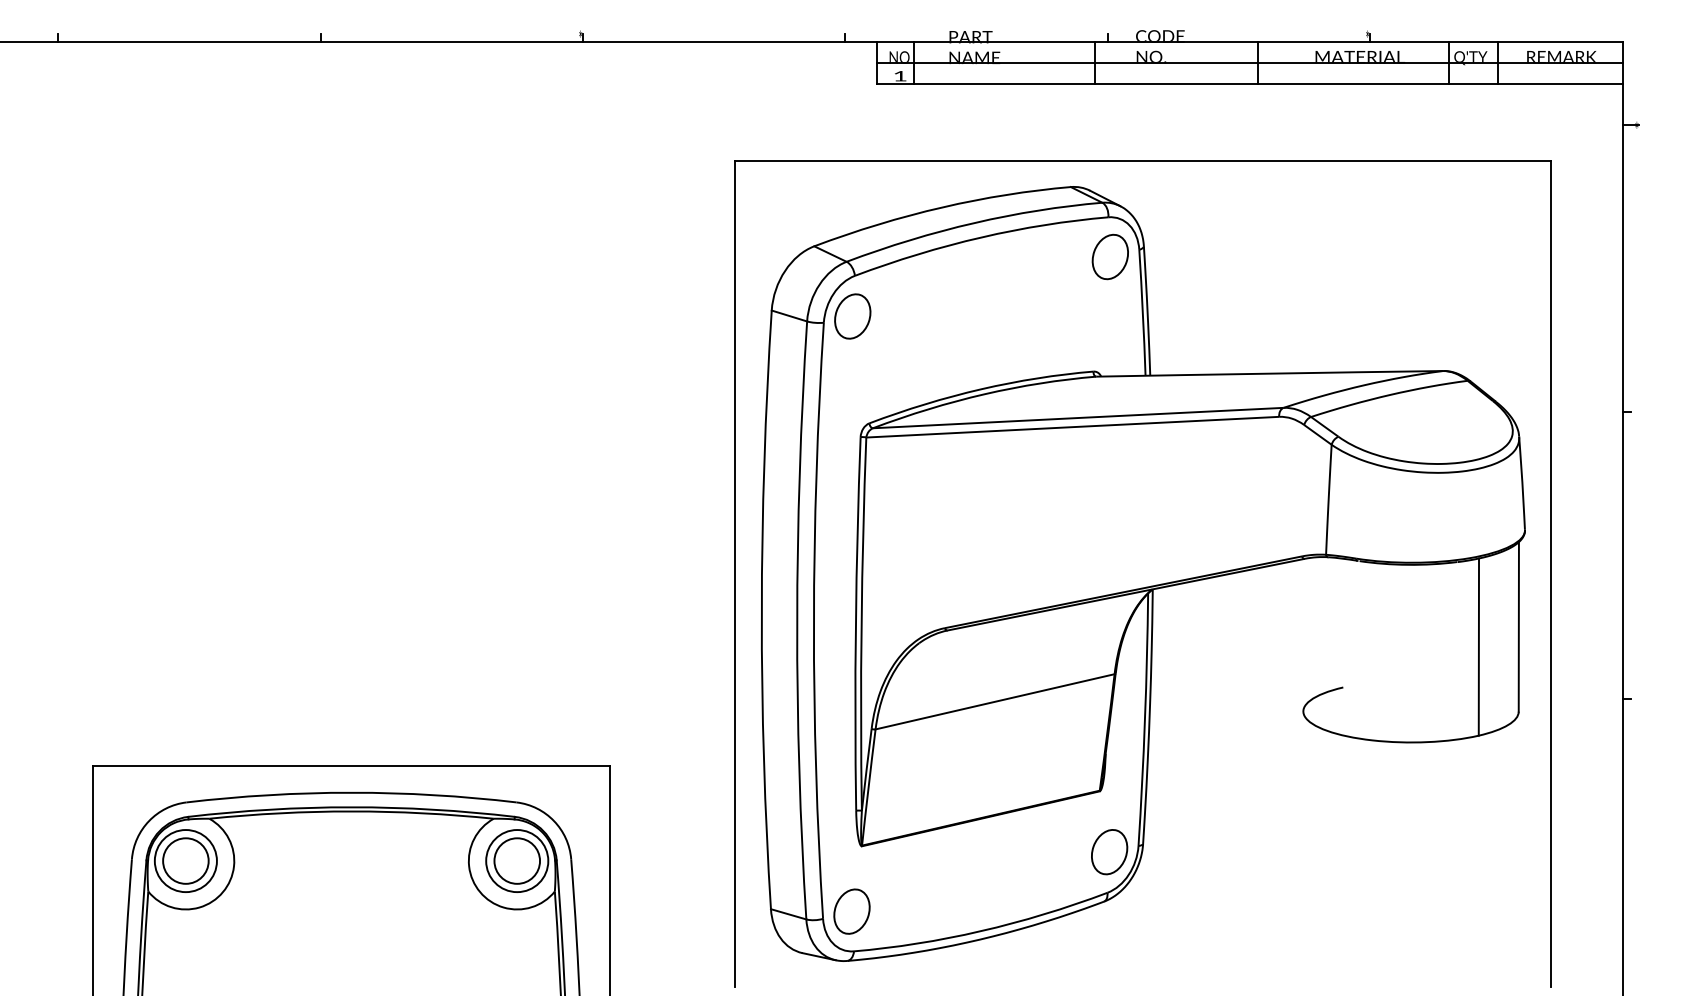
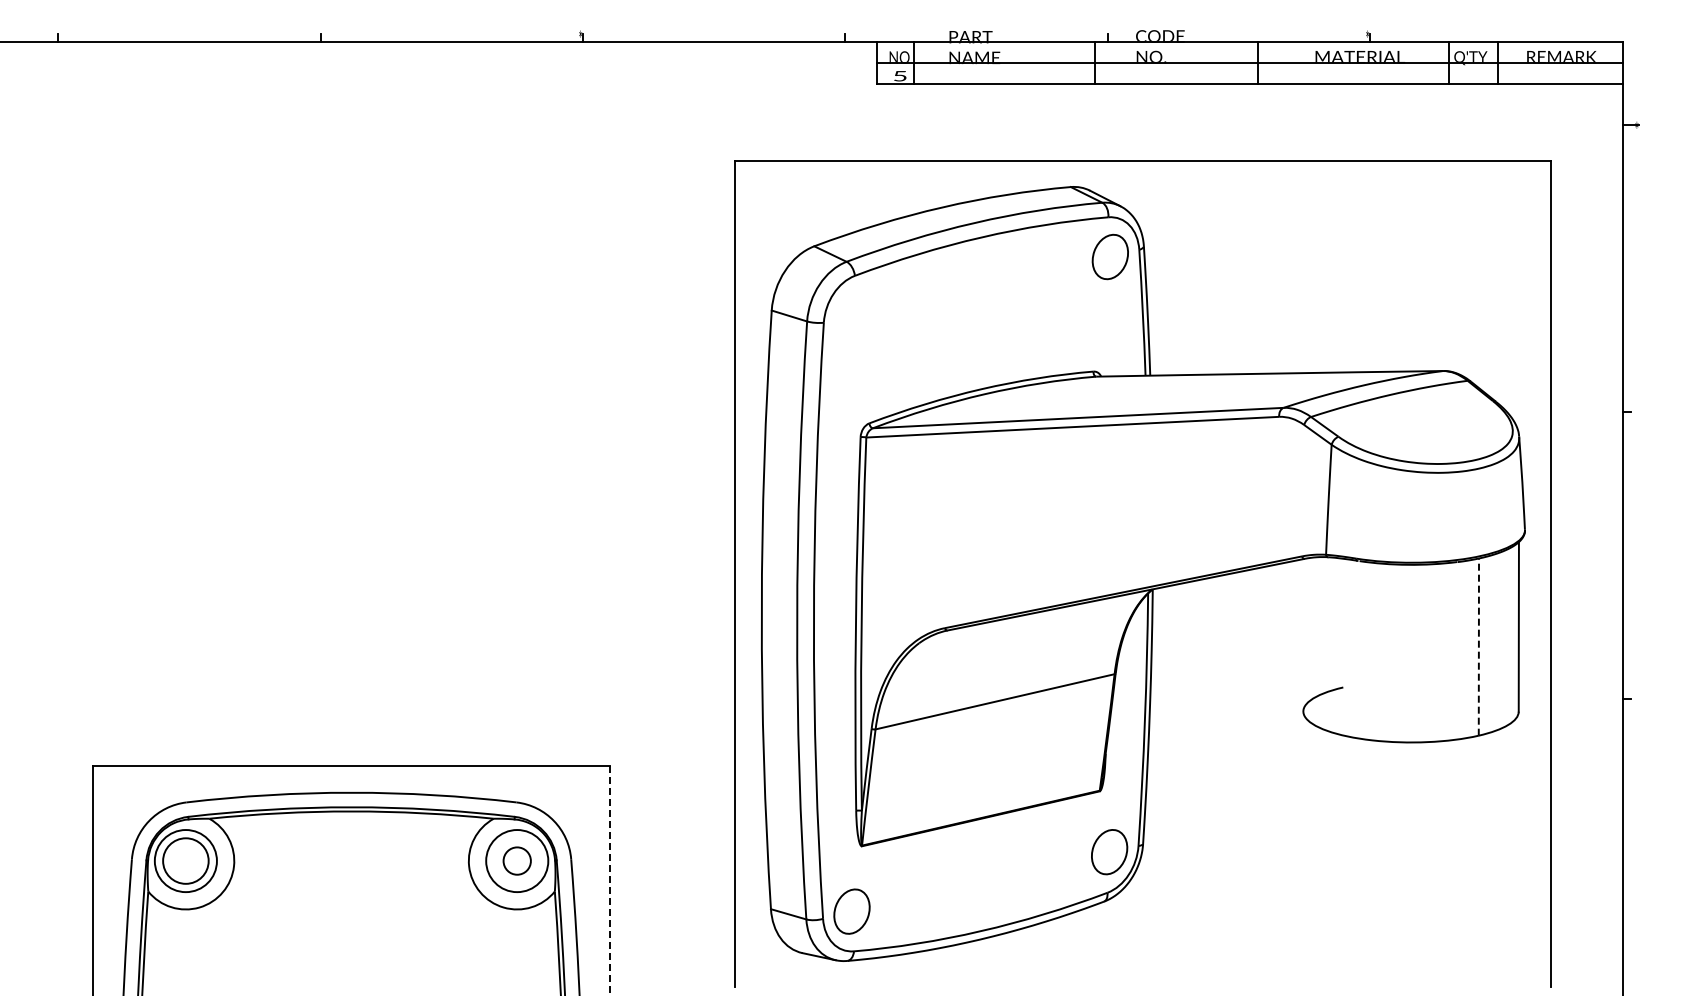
text: 1 -> 5 (900, 76)
part: present -> none (852, 316)
line: solid -> dashed (1478, 647)
circle diameter: 46 px -> 27 px (516, 860)
line: solid -> dashed (609, 881)
